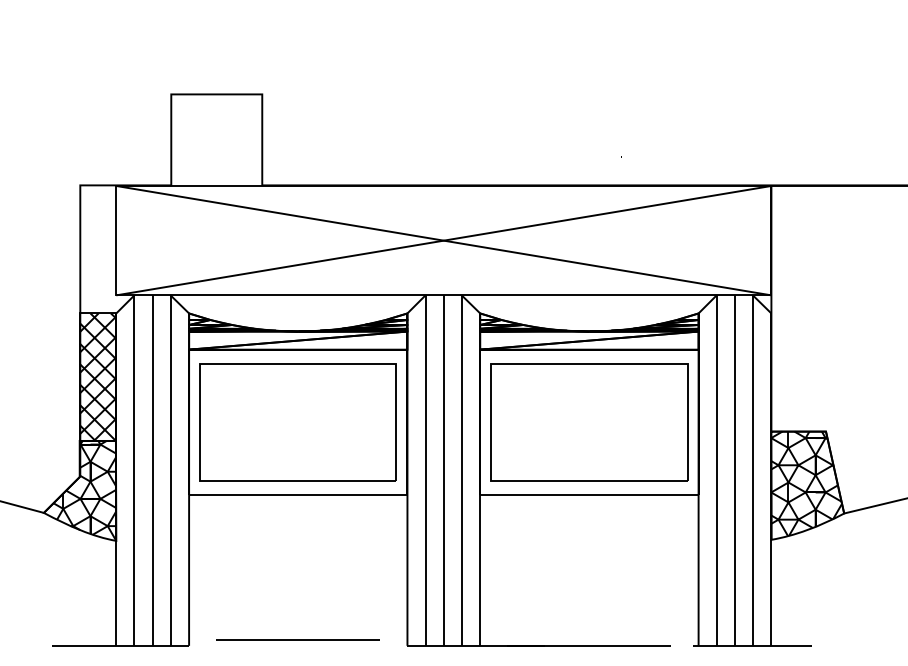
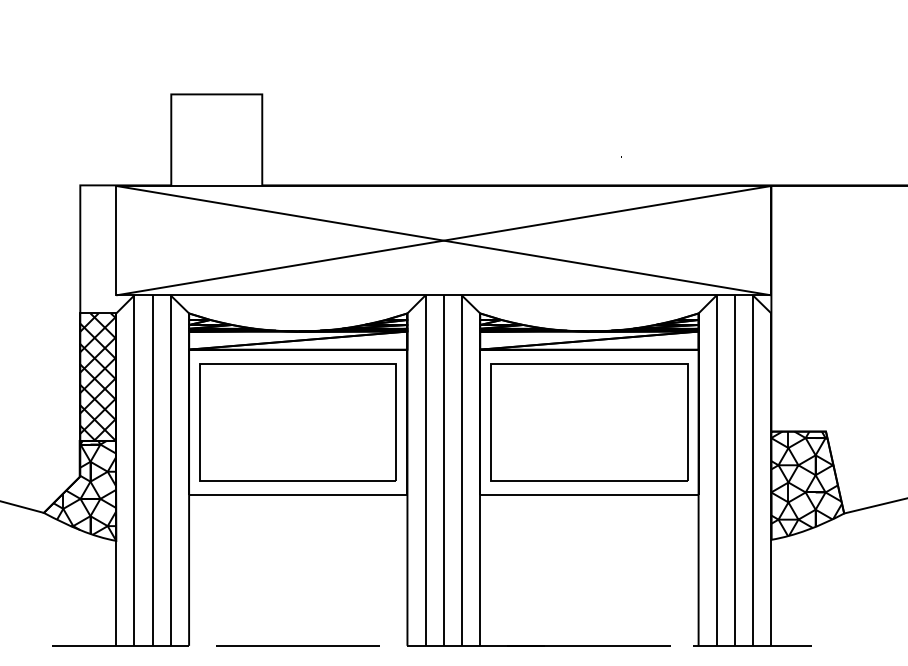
line position: (297, 639) -> (297, 645) (297, 645)
